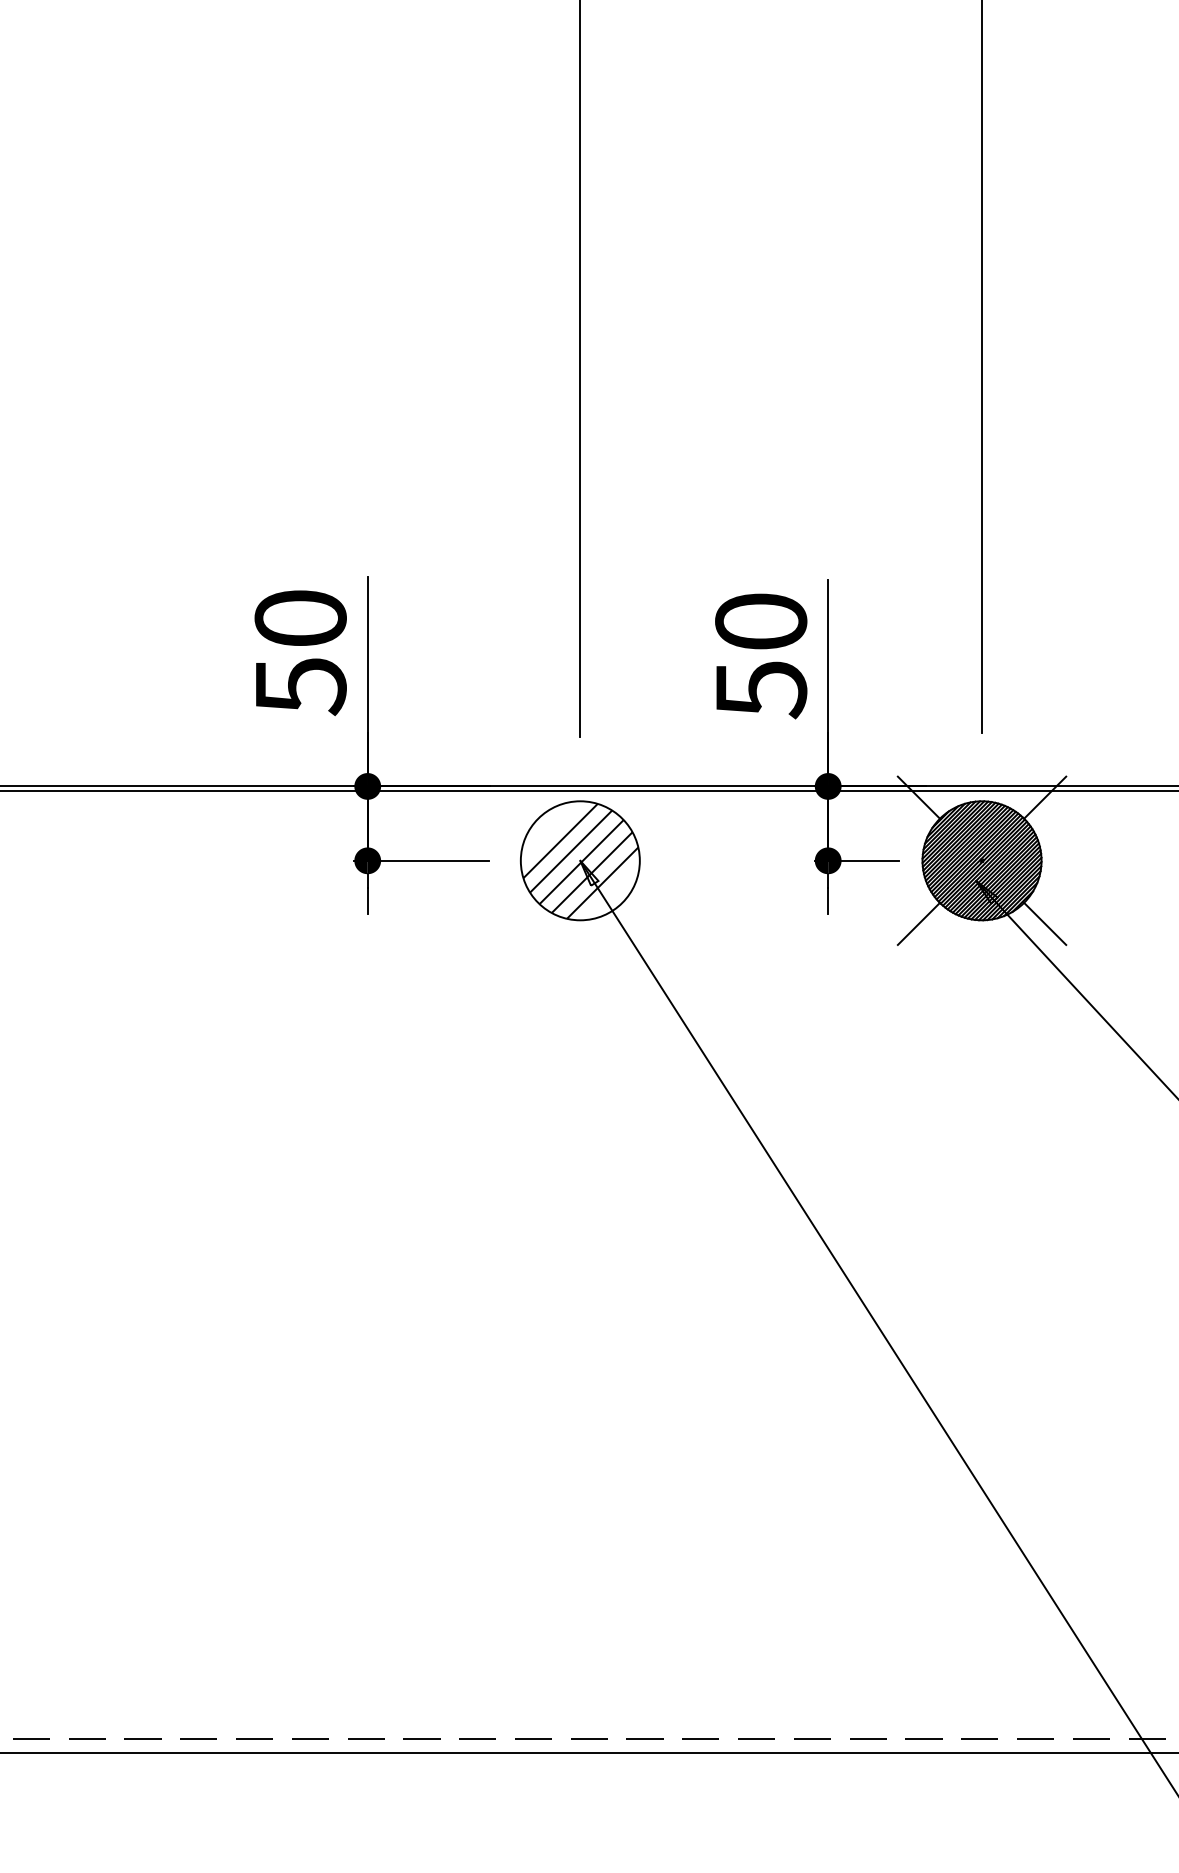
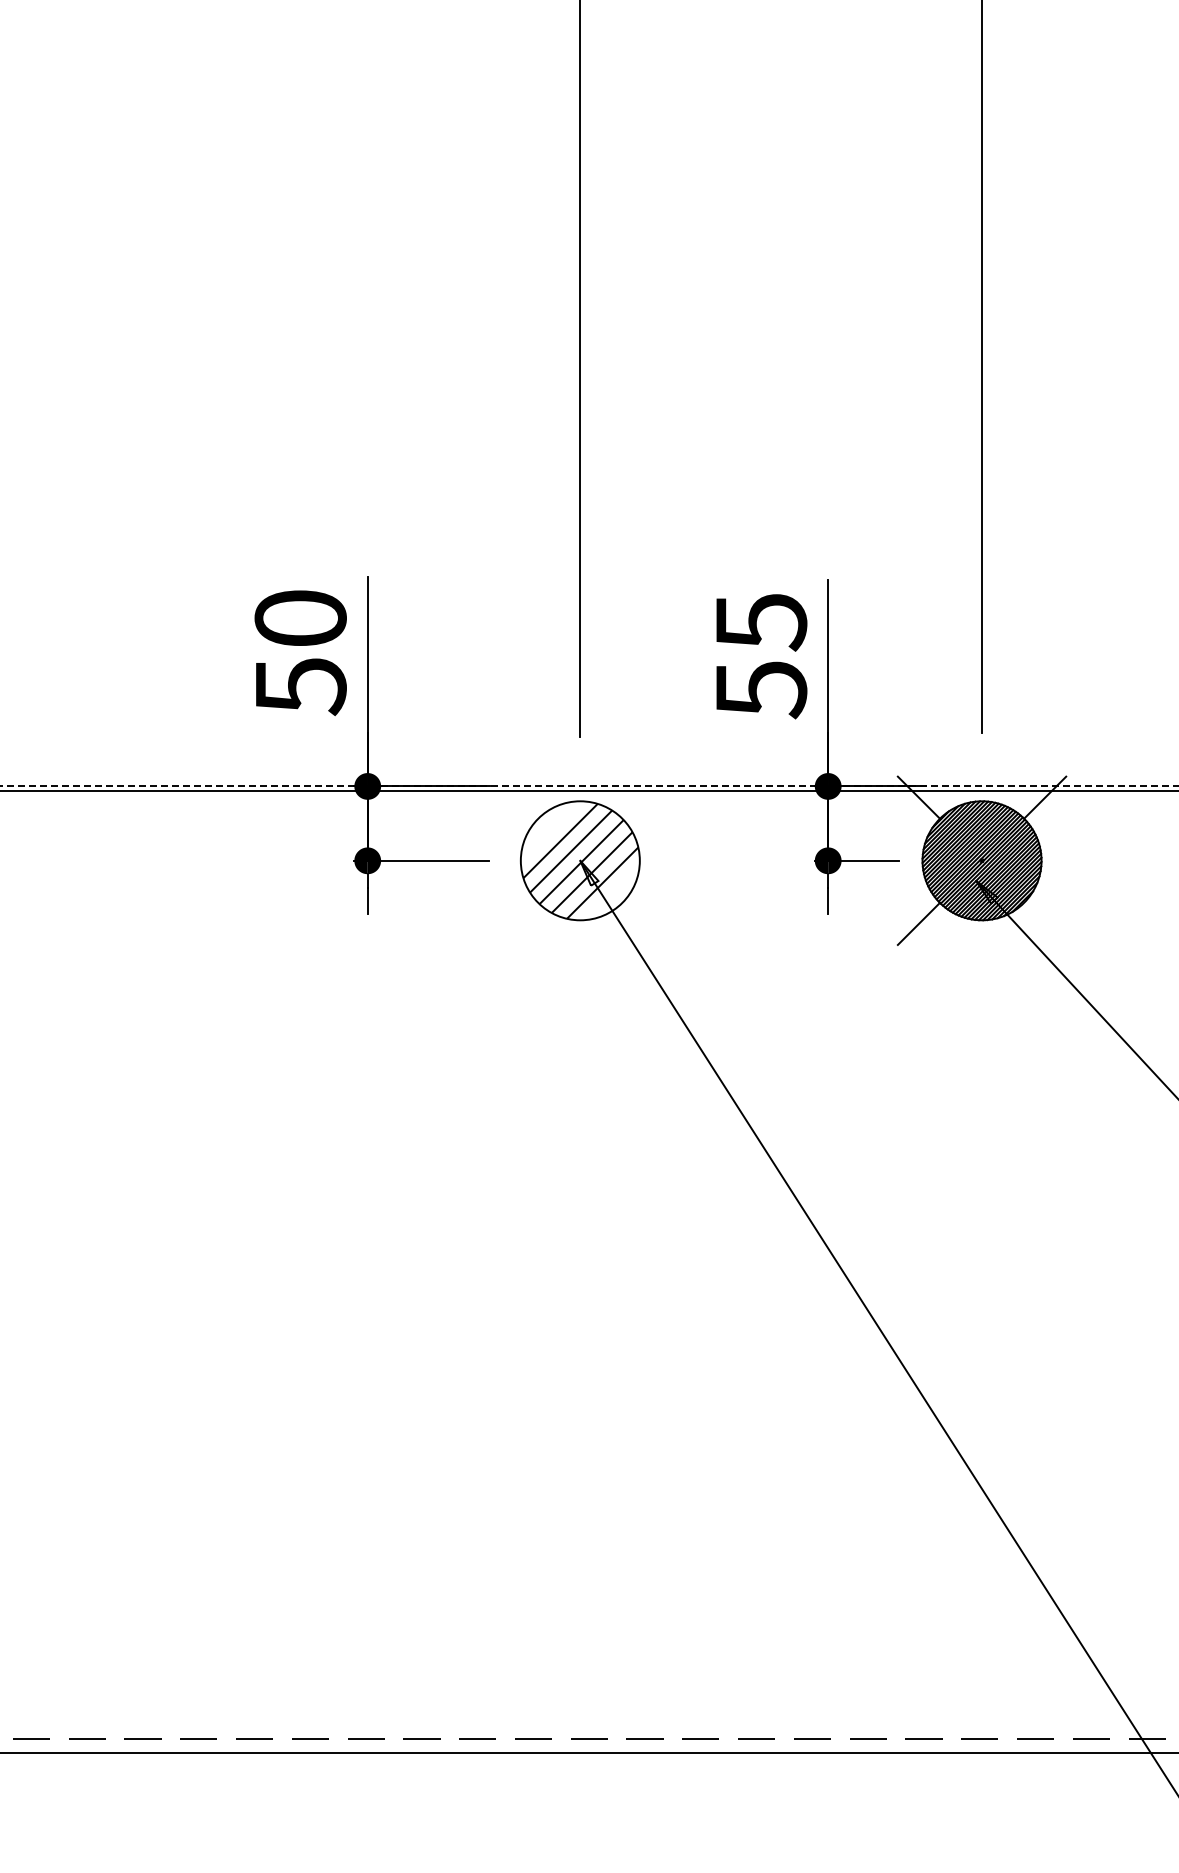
text: 50 -> 55 (761, 622)
line: solid -> dashed (590, 786)
line: present -> none (1045, 923)
